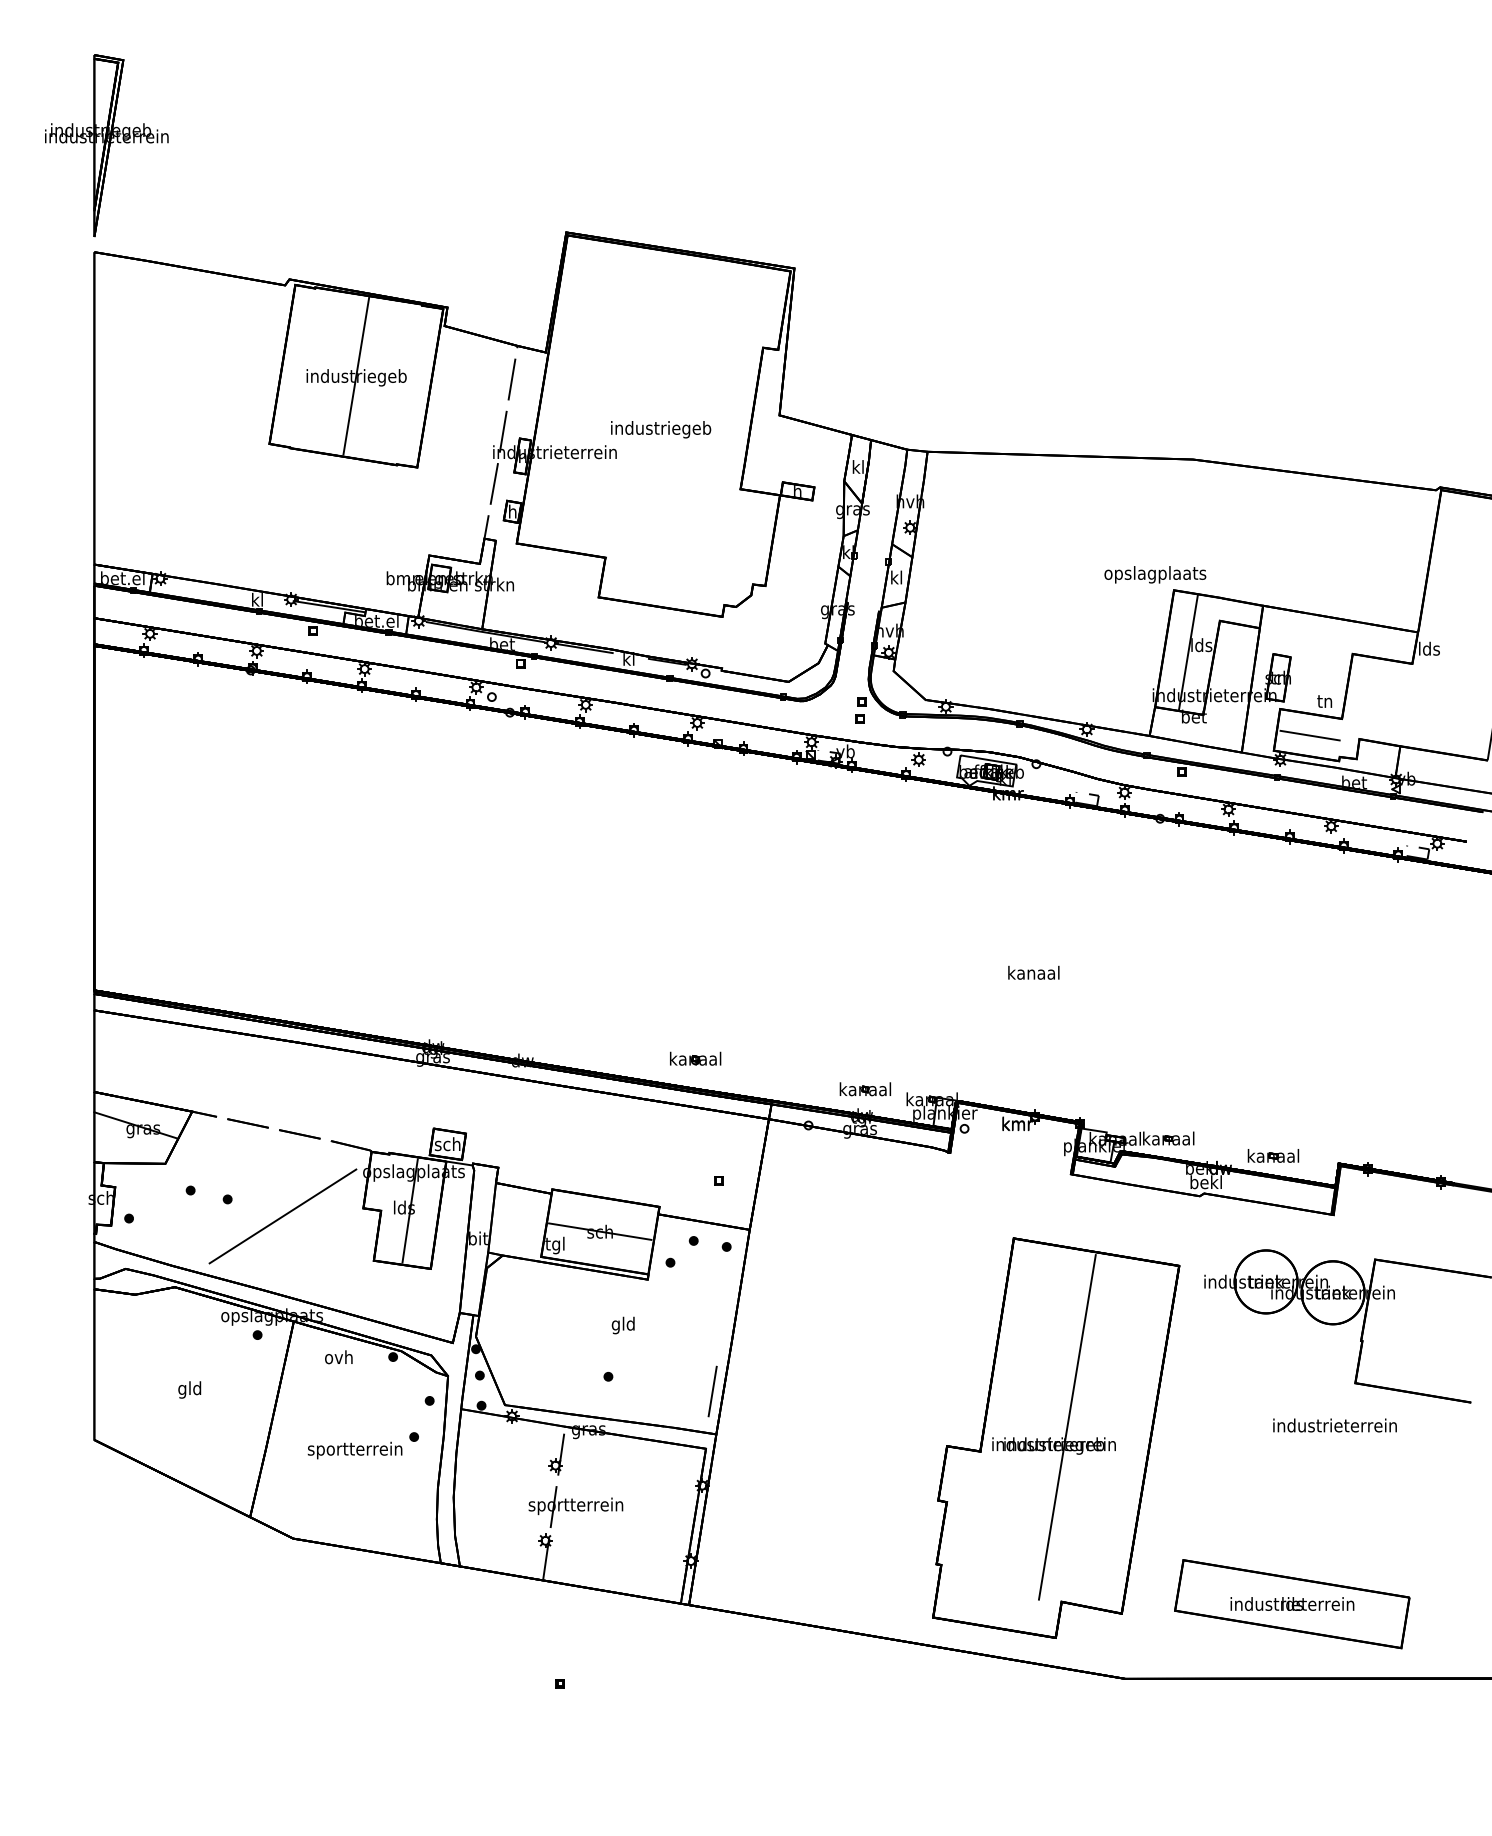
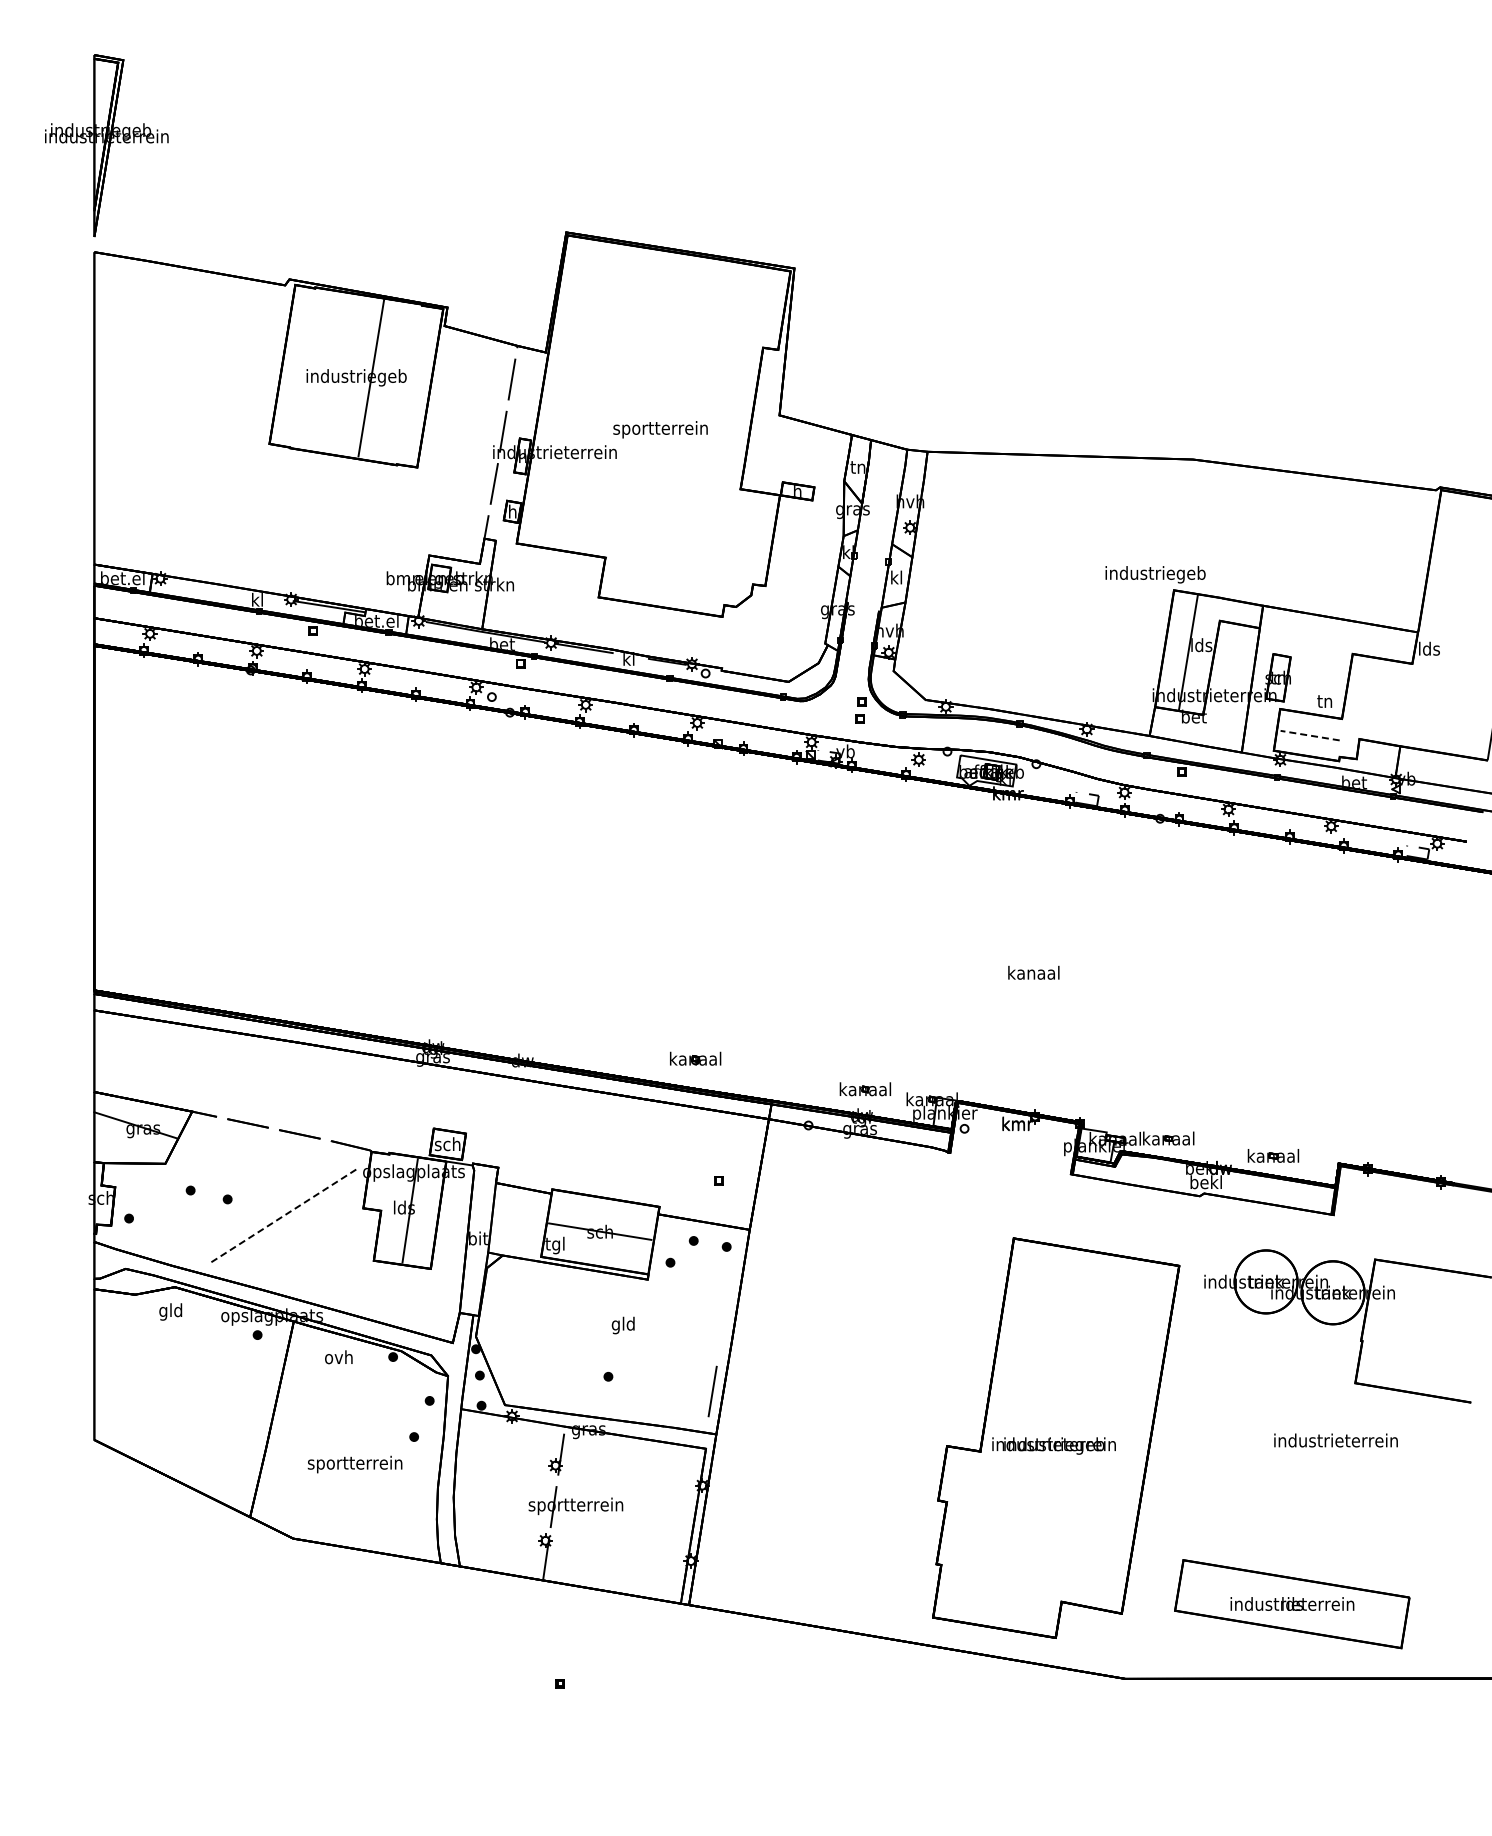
line position: (356, 375) -> (371, 377) (371, 377)
text: industriegeb -> sportterrein (661, 429)
text: kl -> tn (857, 466)
text: opslagplaats -> industriegeb (1155, 574)
line: solid -> dashed (1310, 735)
line: solid -> dashed (282, 1216)
text position: (189, 1389) -> (170, 1311) (170, 1311)
text position: (1334, 1425) -> (1335, 1440) (1335, 1440)
line: present -> none (1066, 1427)
text position: (354, 1450) -> (354, 1464) (354, 1464)
